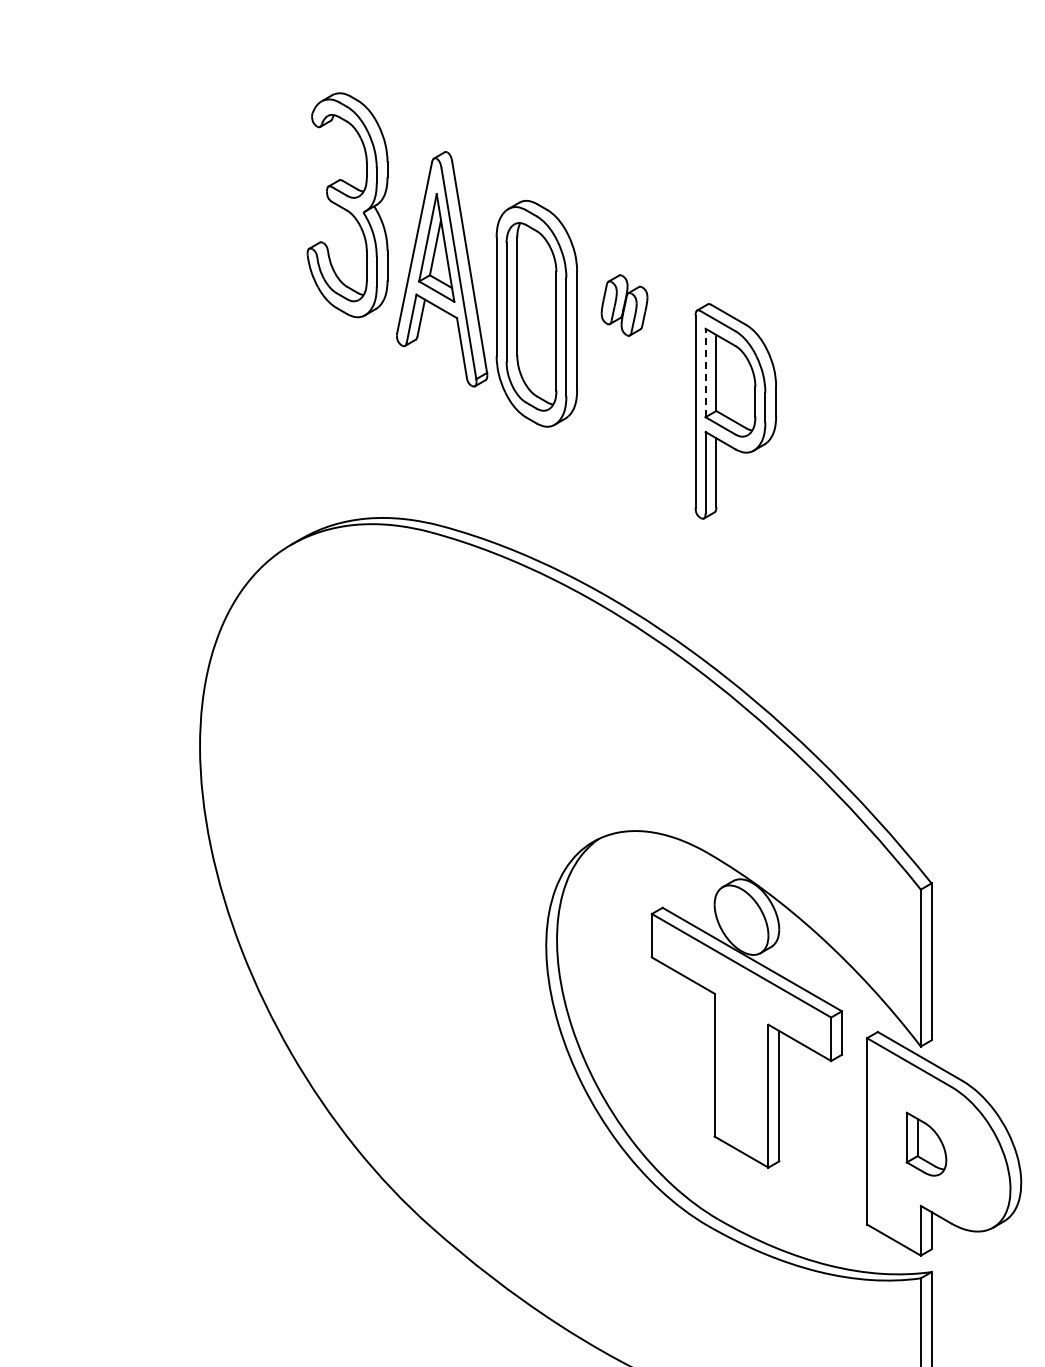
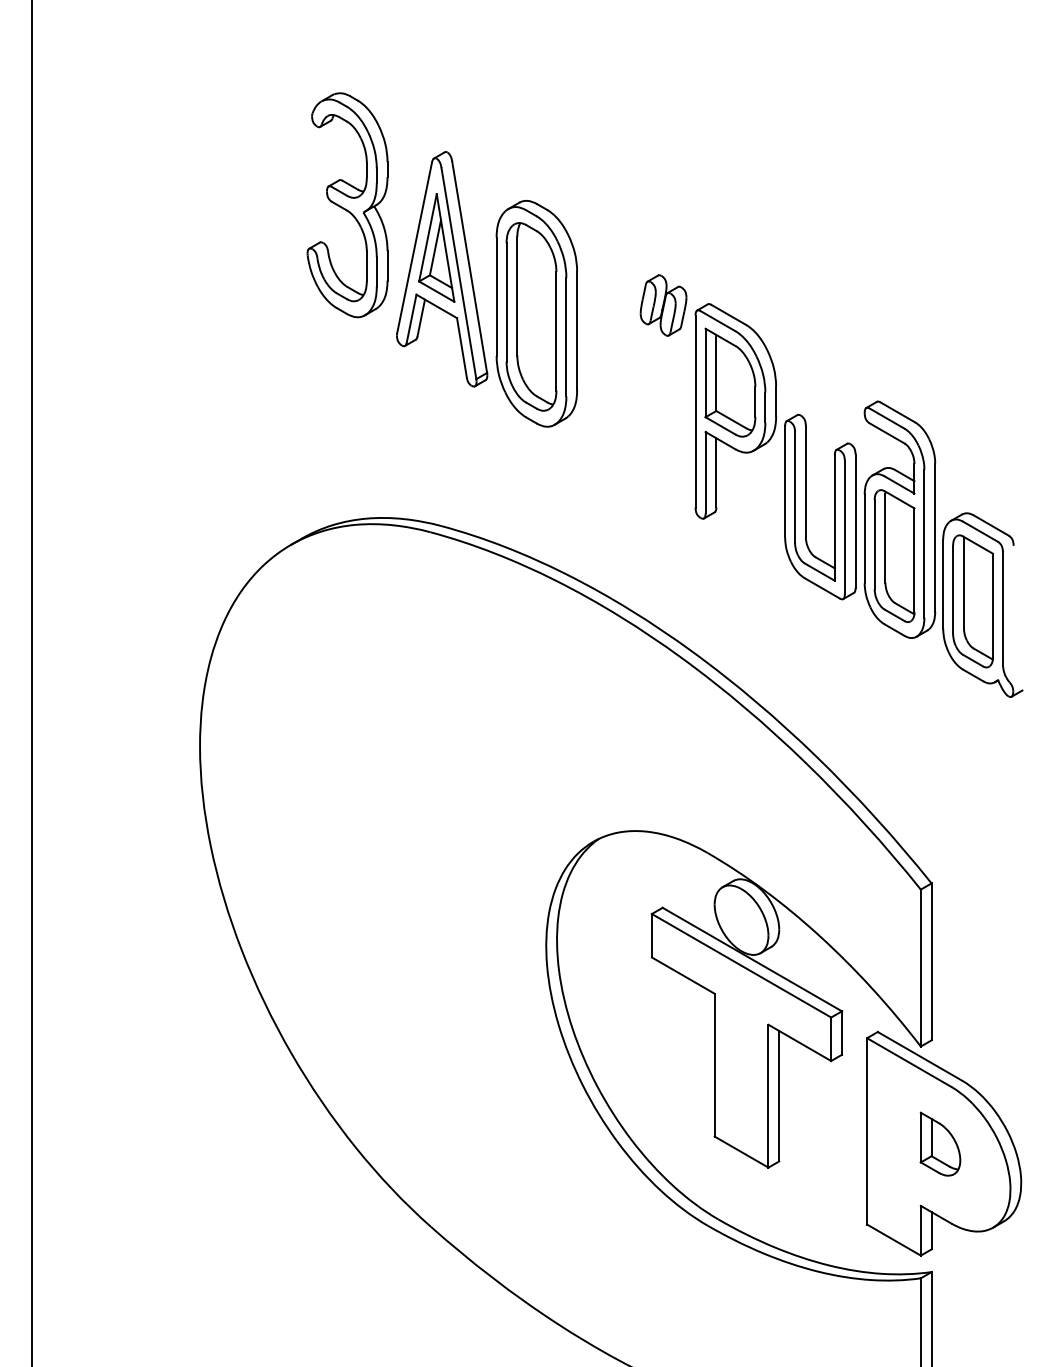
part position: (624, 305) -> (663, 305) (663, 305)
line: dashed -> solid (705, 372)
part: none -> present (903, 548)
line: none -> present (31, 682)
part position: (926, 1143) -> (940, 1143) (940, 1143)
